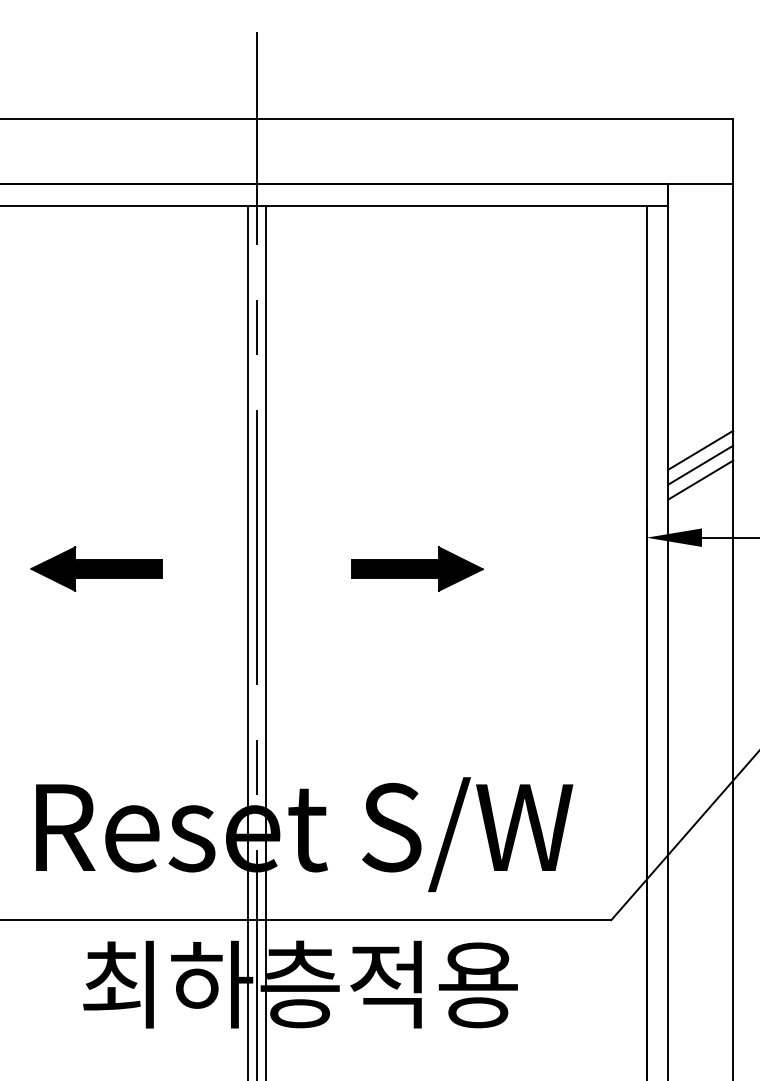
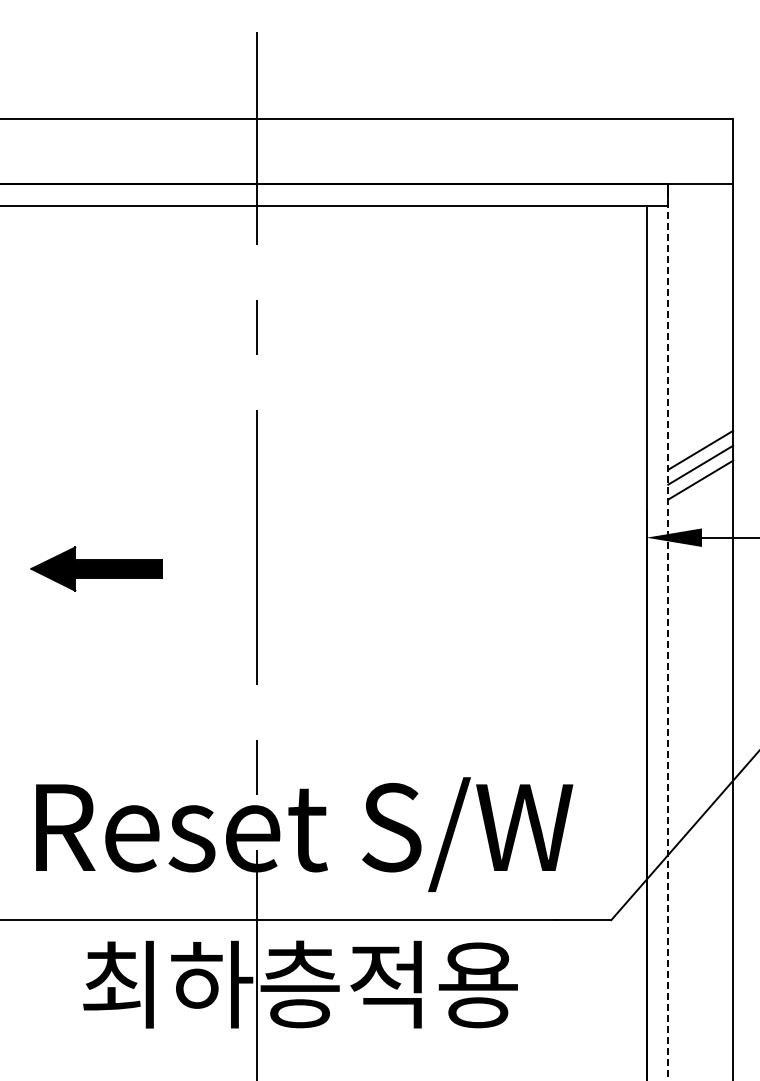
part: present -> none (417, 568)
line: solid -> dashed (668, 631)
line: present -> none (248, 641)
line: present -> none (265, 641)
